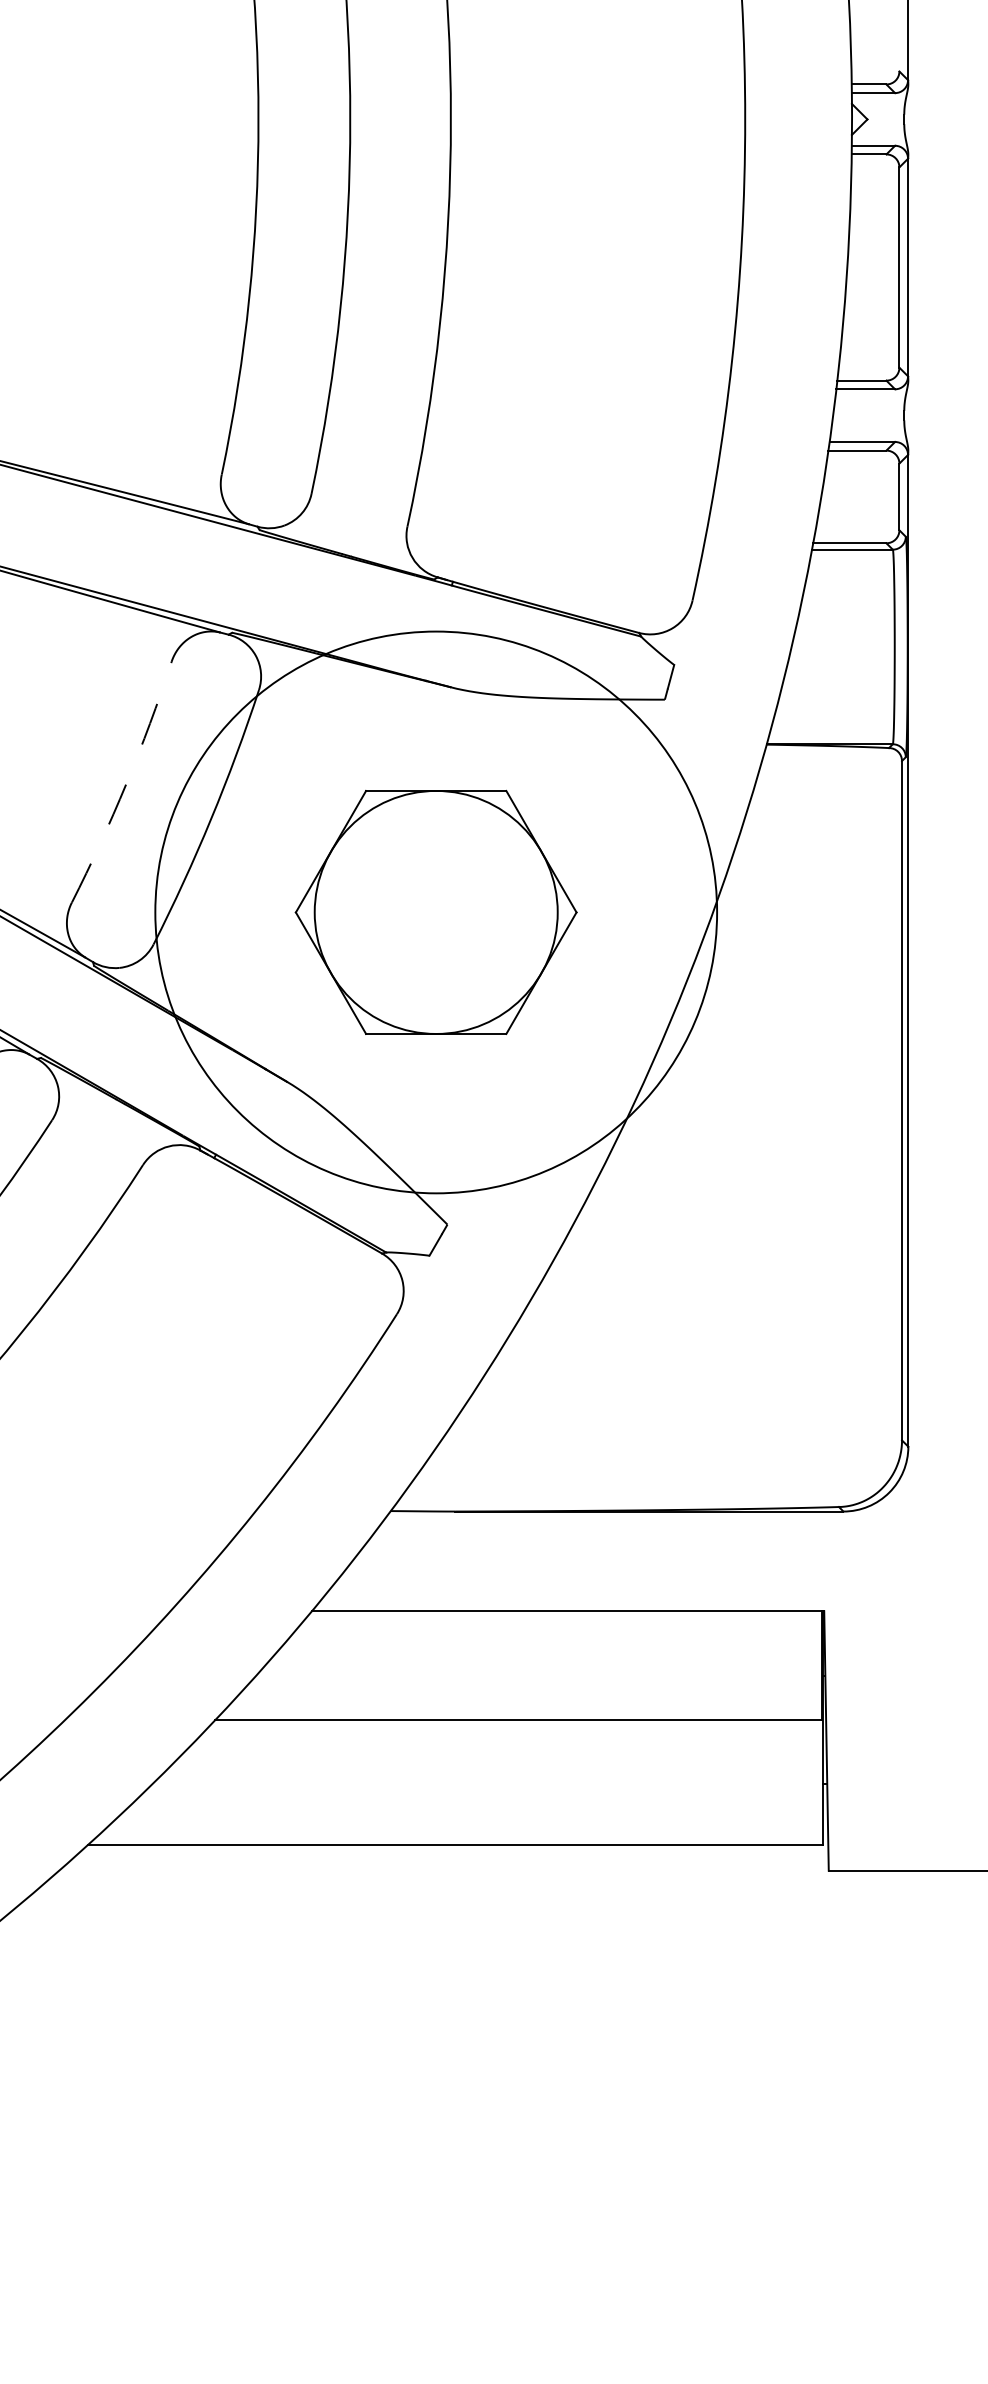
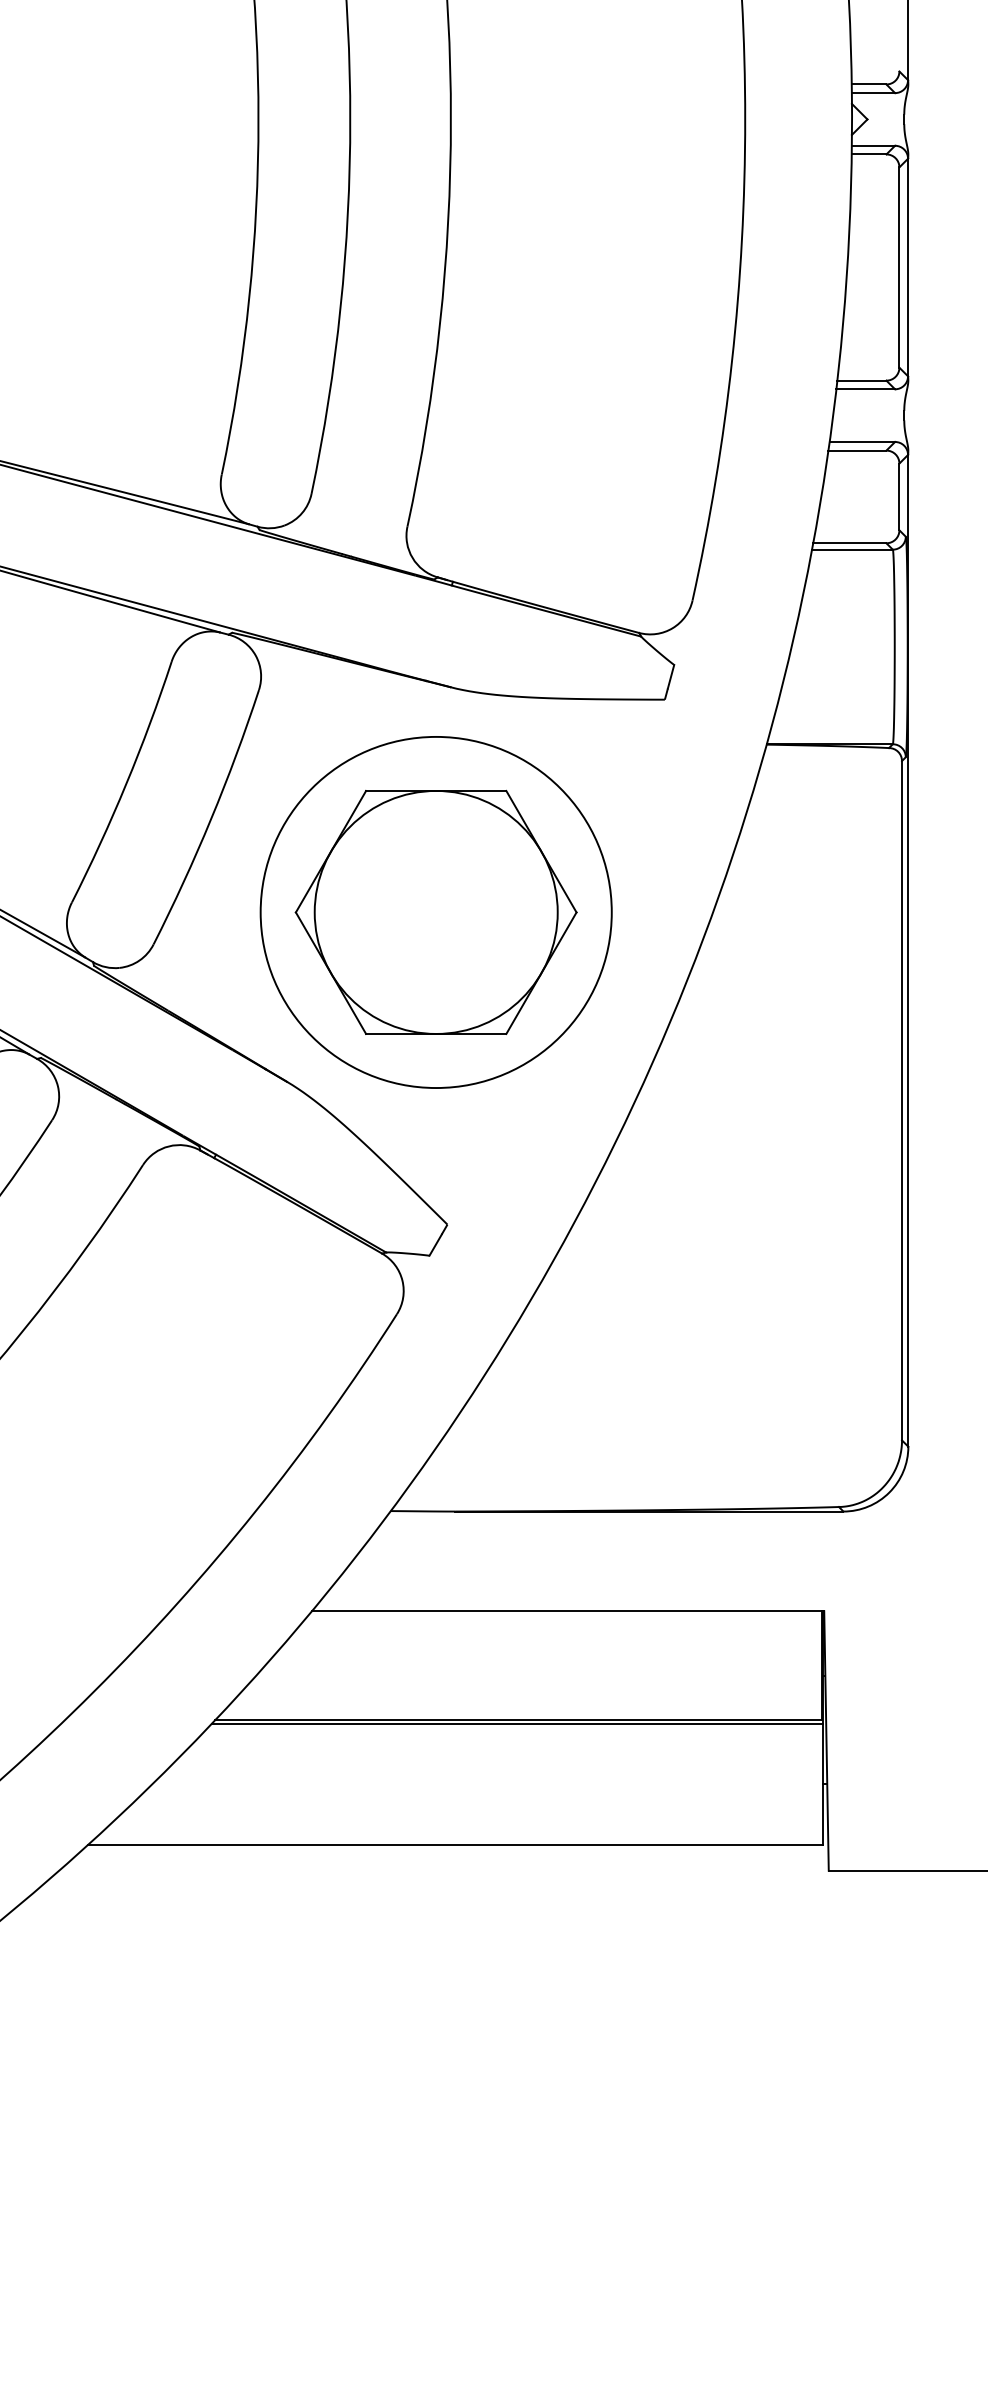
arc: dashed -> solid (126, 784)
circle diameter: 562 px -> 351 px (435, 912)
line: none -> present (516, 1724)
